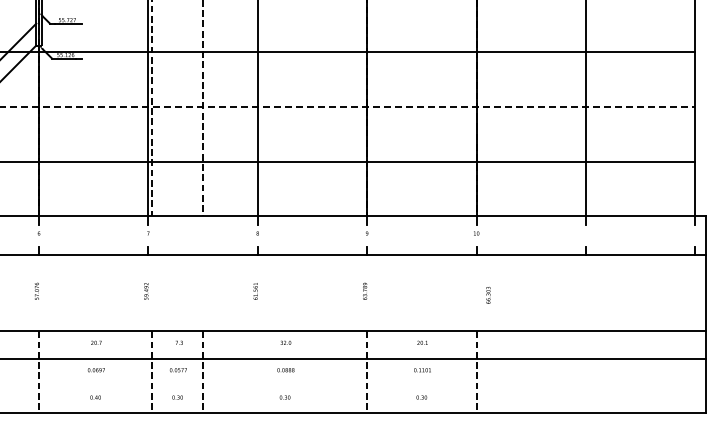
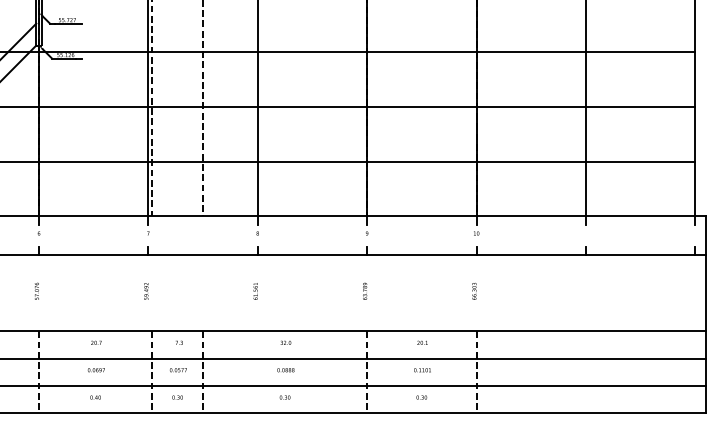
line: dashed -> solid (348, 107)
text position: (488, 295) -> (474, 291) (474, 291)
line: none -> present (354, 385)
